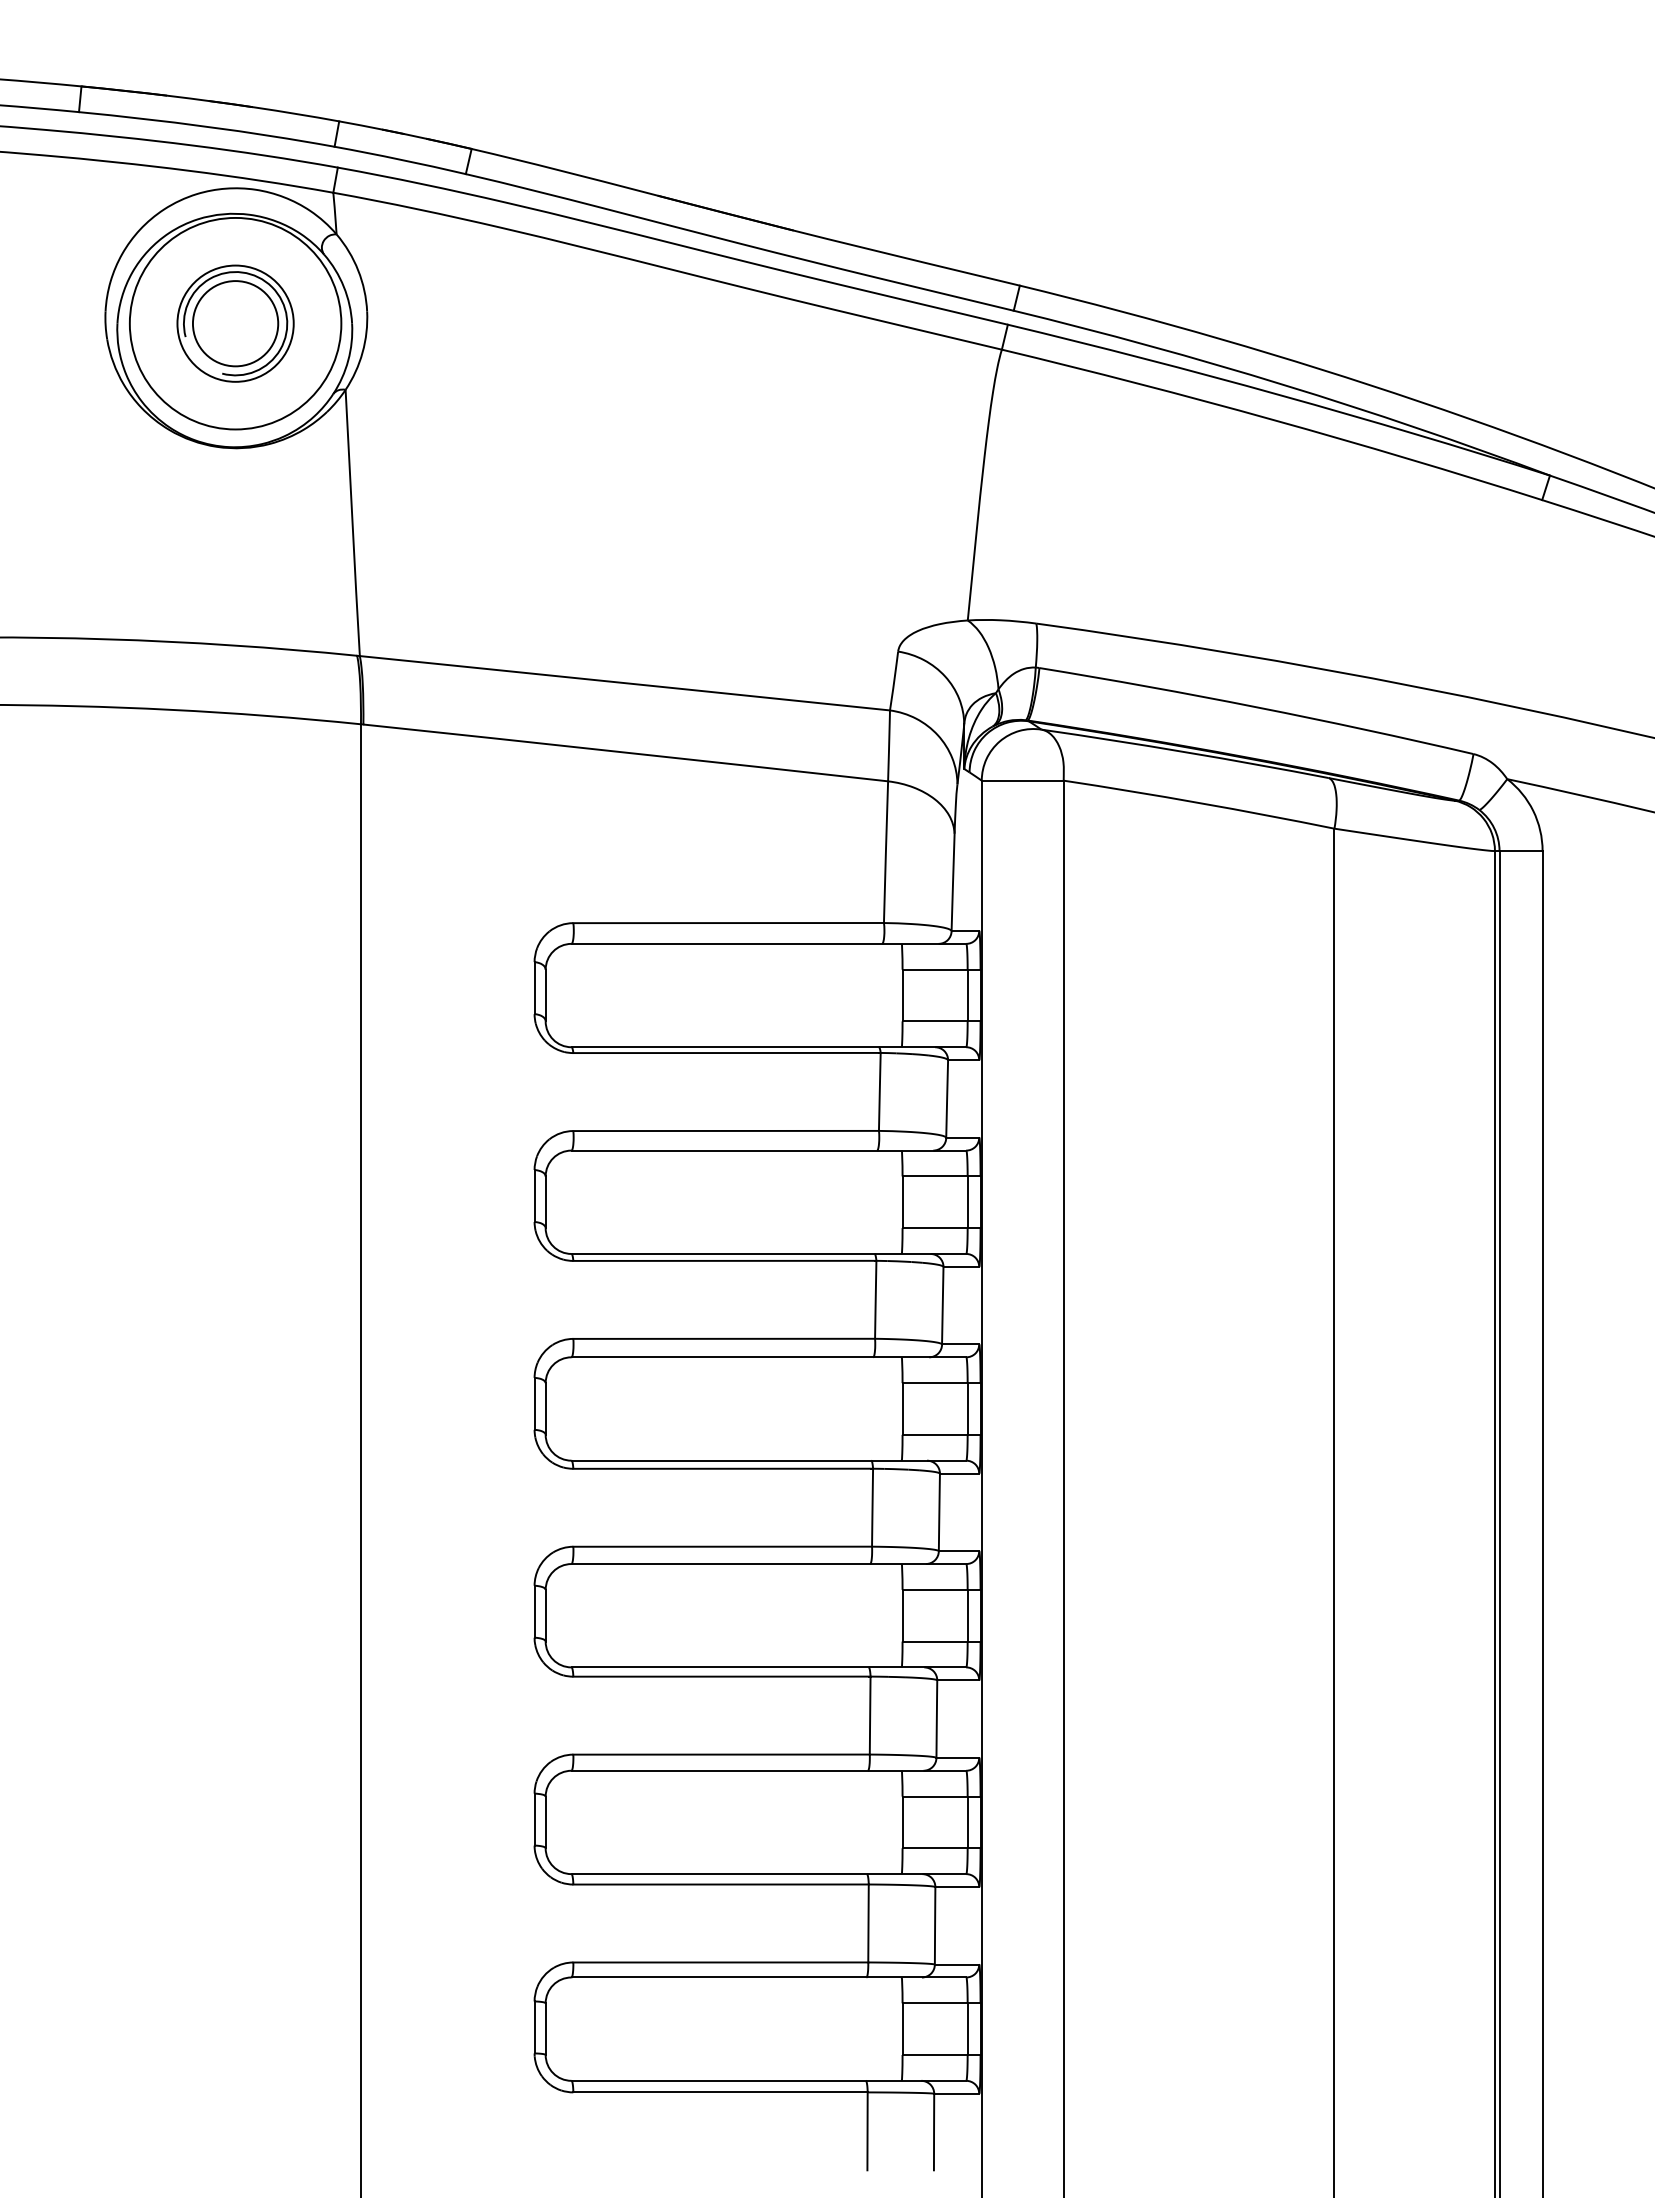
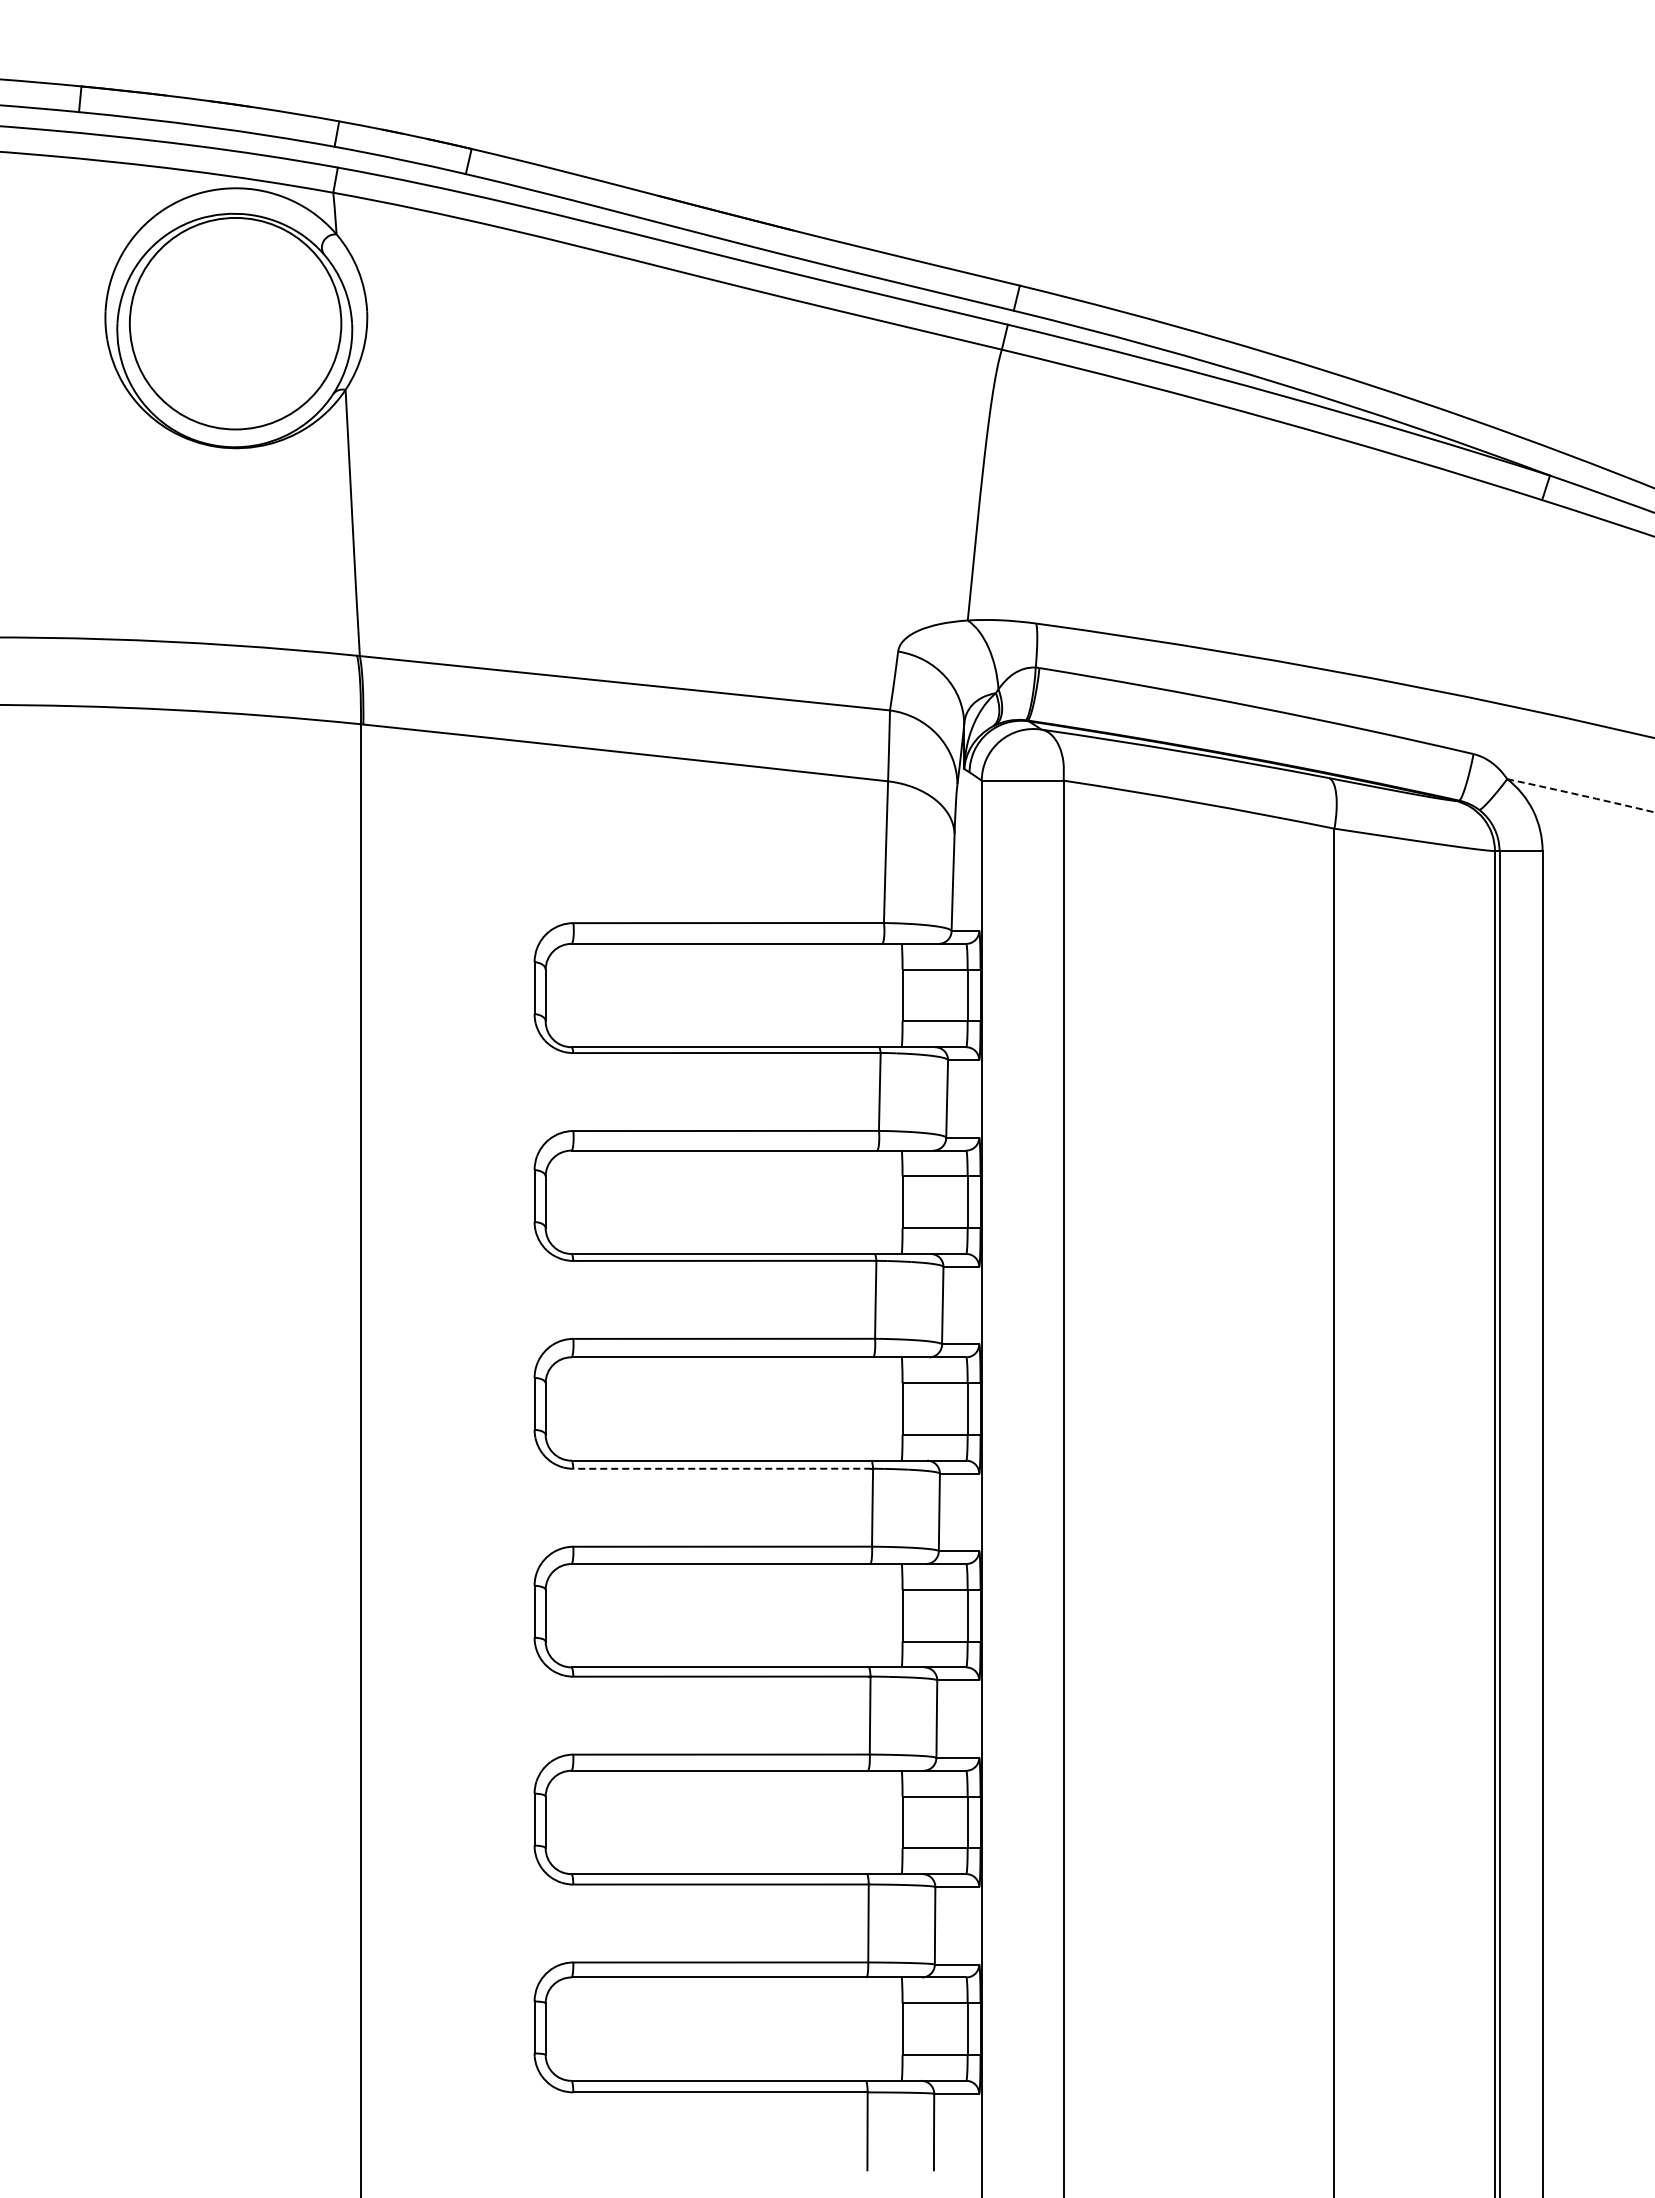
part: present -> none (235, 323)
arc: solid -> dashed (1580, 795)
line: solid -> dashed (722, 1468)
